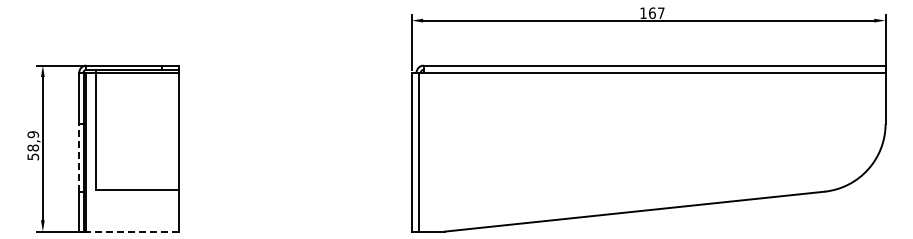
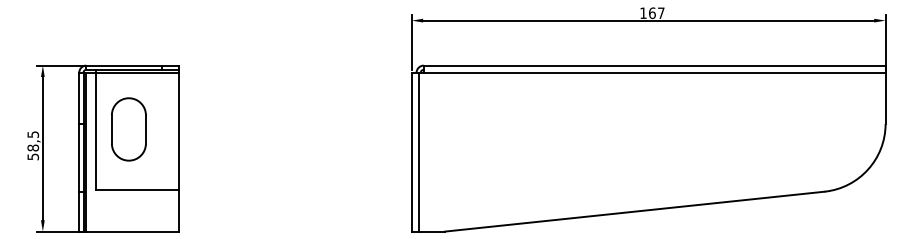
part: none -> present (128, 129)
text: 58,9 -> 58,5 (32, 134)
line: dashed -> solid (79, 157)
line: dashed -> solid (131, 231)
